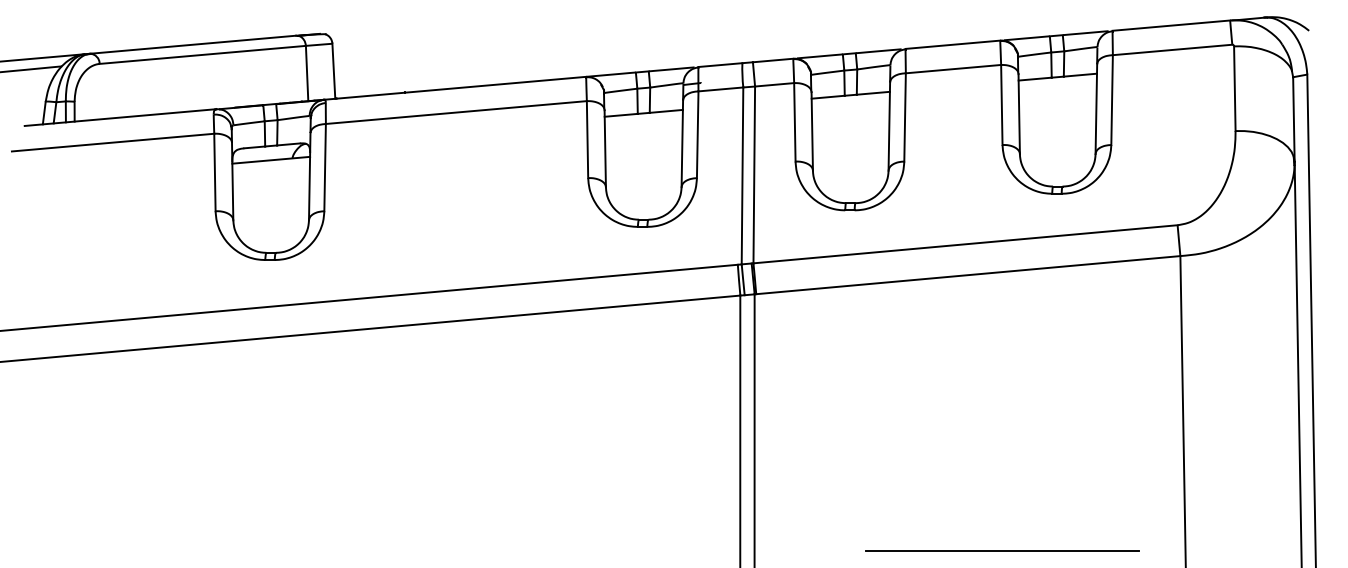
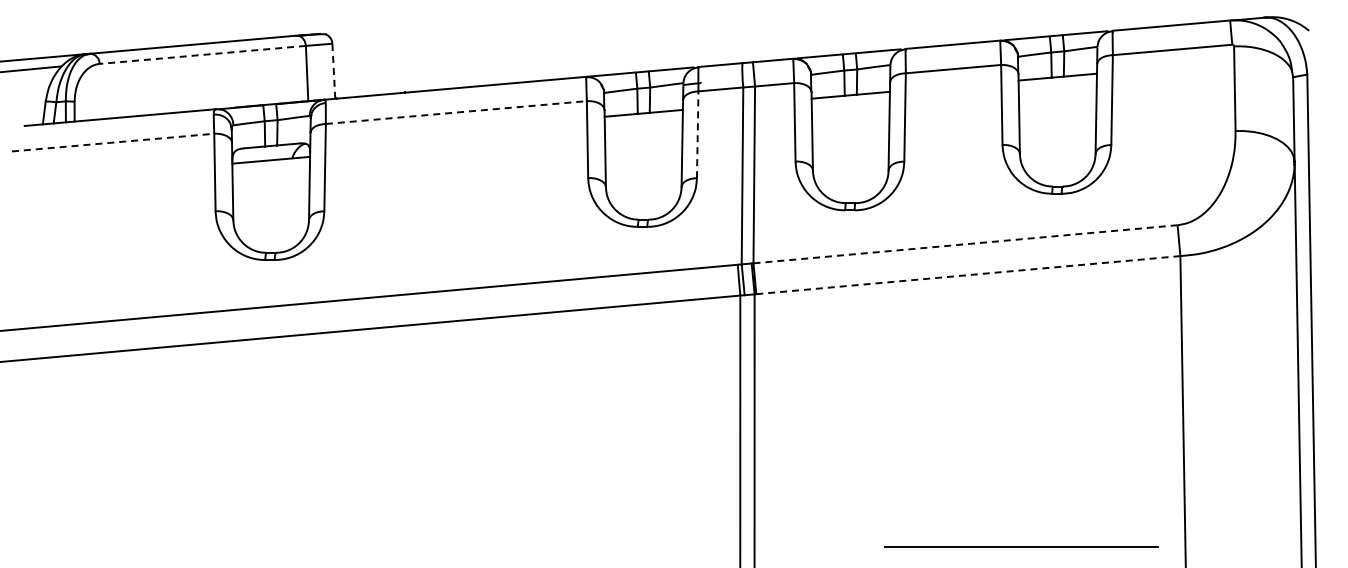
line: solid -> dashed (202, 54)
line: solid -> dashed (333, 71)
line: solid -> dashed (456, 112)
line: solid -> dashed (697, 134)
line: solid -> dashed (113, 142)
line: solid -> dashed (965, 244)
line: solid -> dashed (968, 275)
line position: (1002, 550) -> (1021, 546) (1021, 546)
